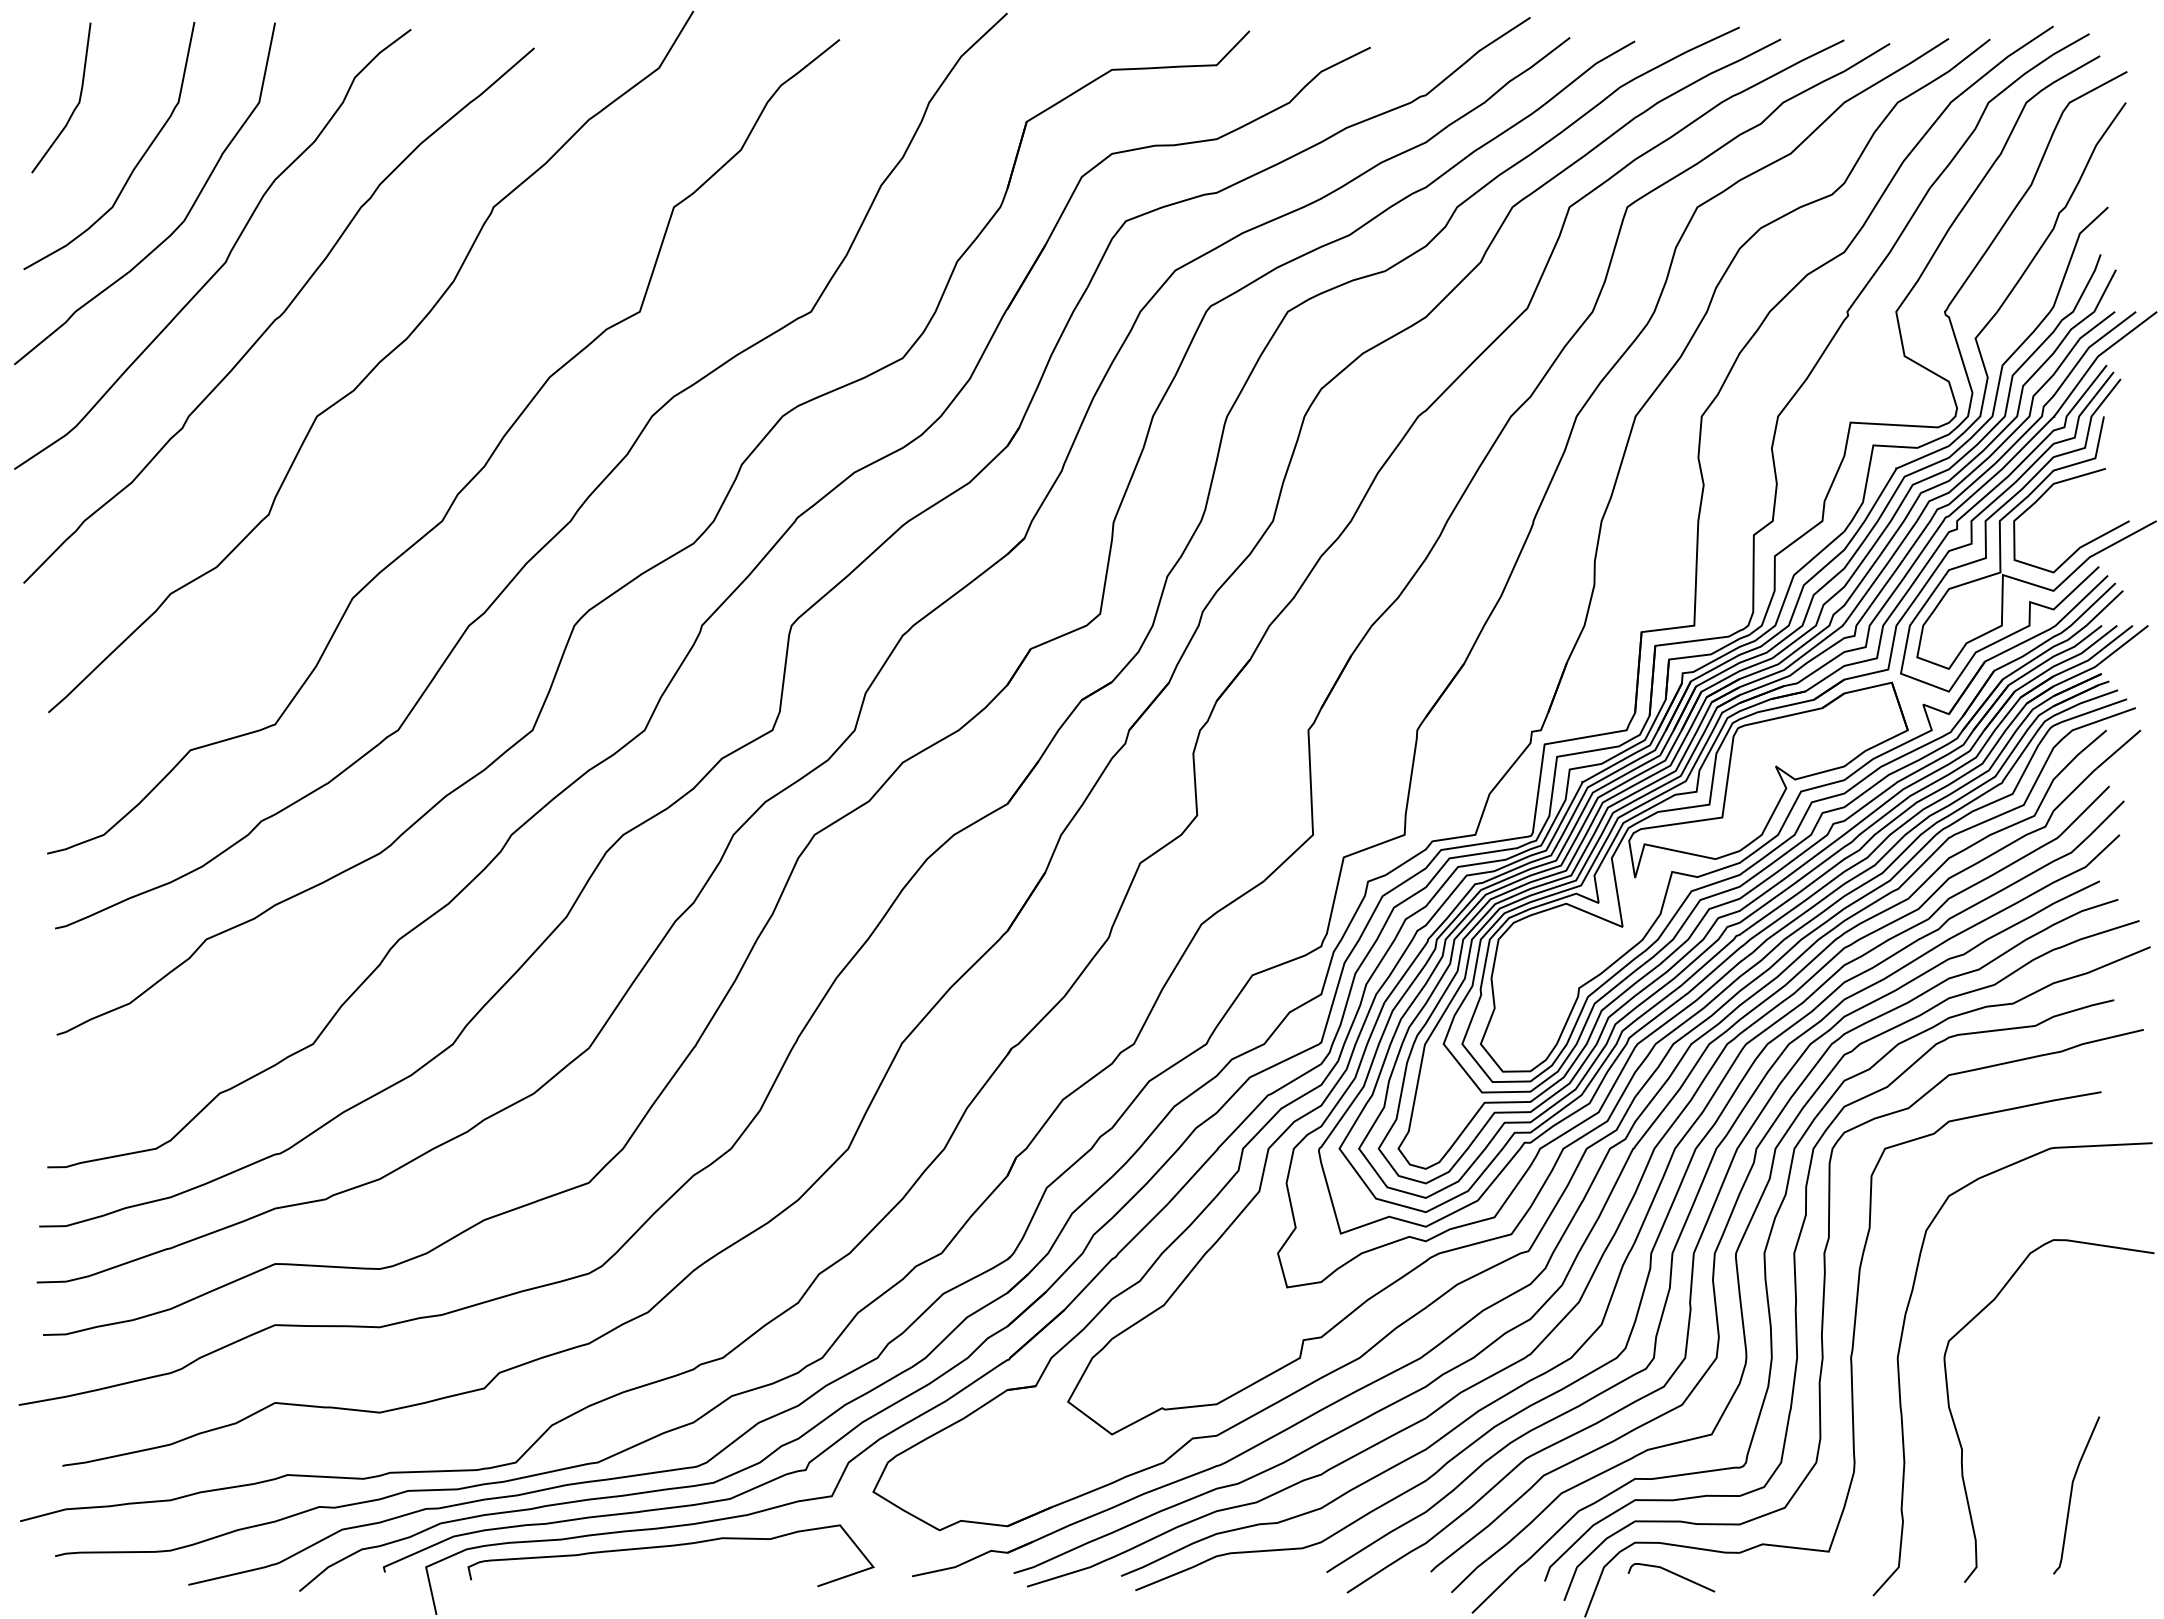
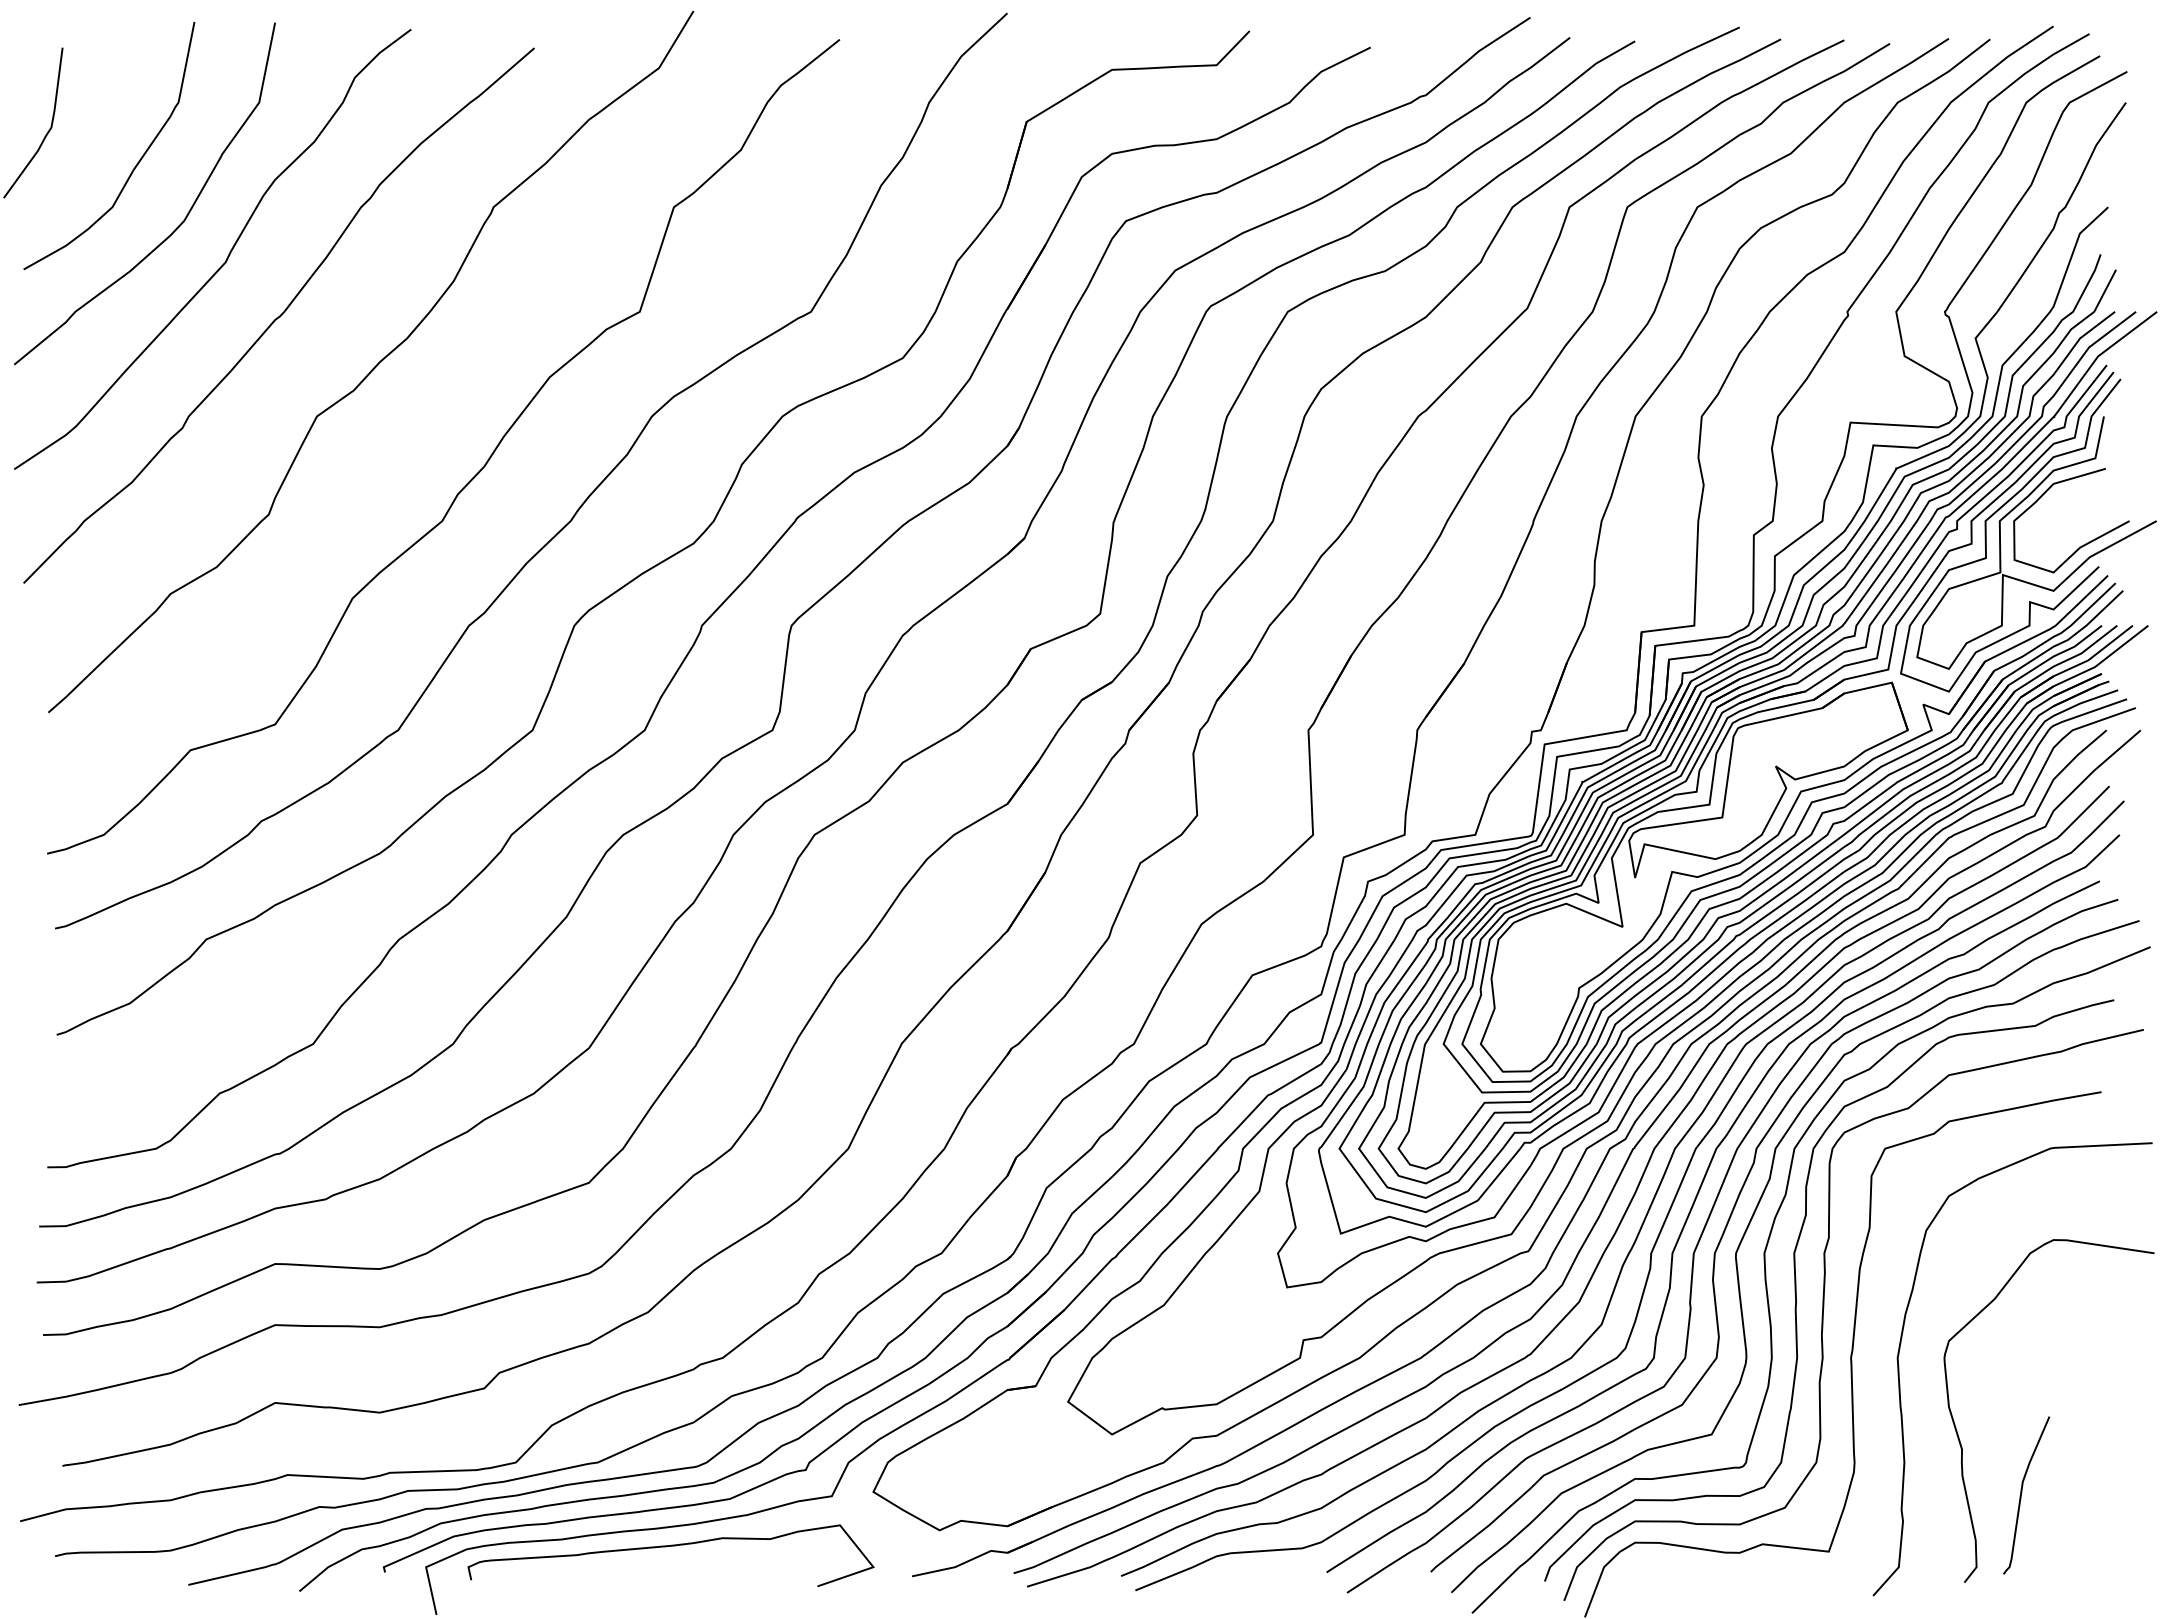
curve position: (75, 106) -> (47, 131) (47, 131)
curve position: (2072, 1492) -> (2022, 1492) (2022, 1492)
curve: present -> none (1673, 1574)
